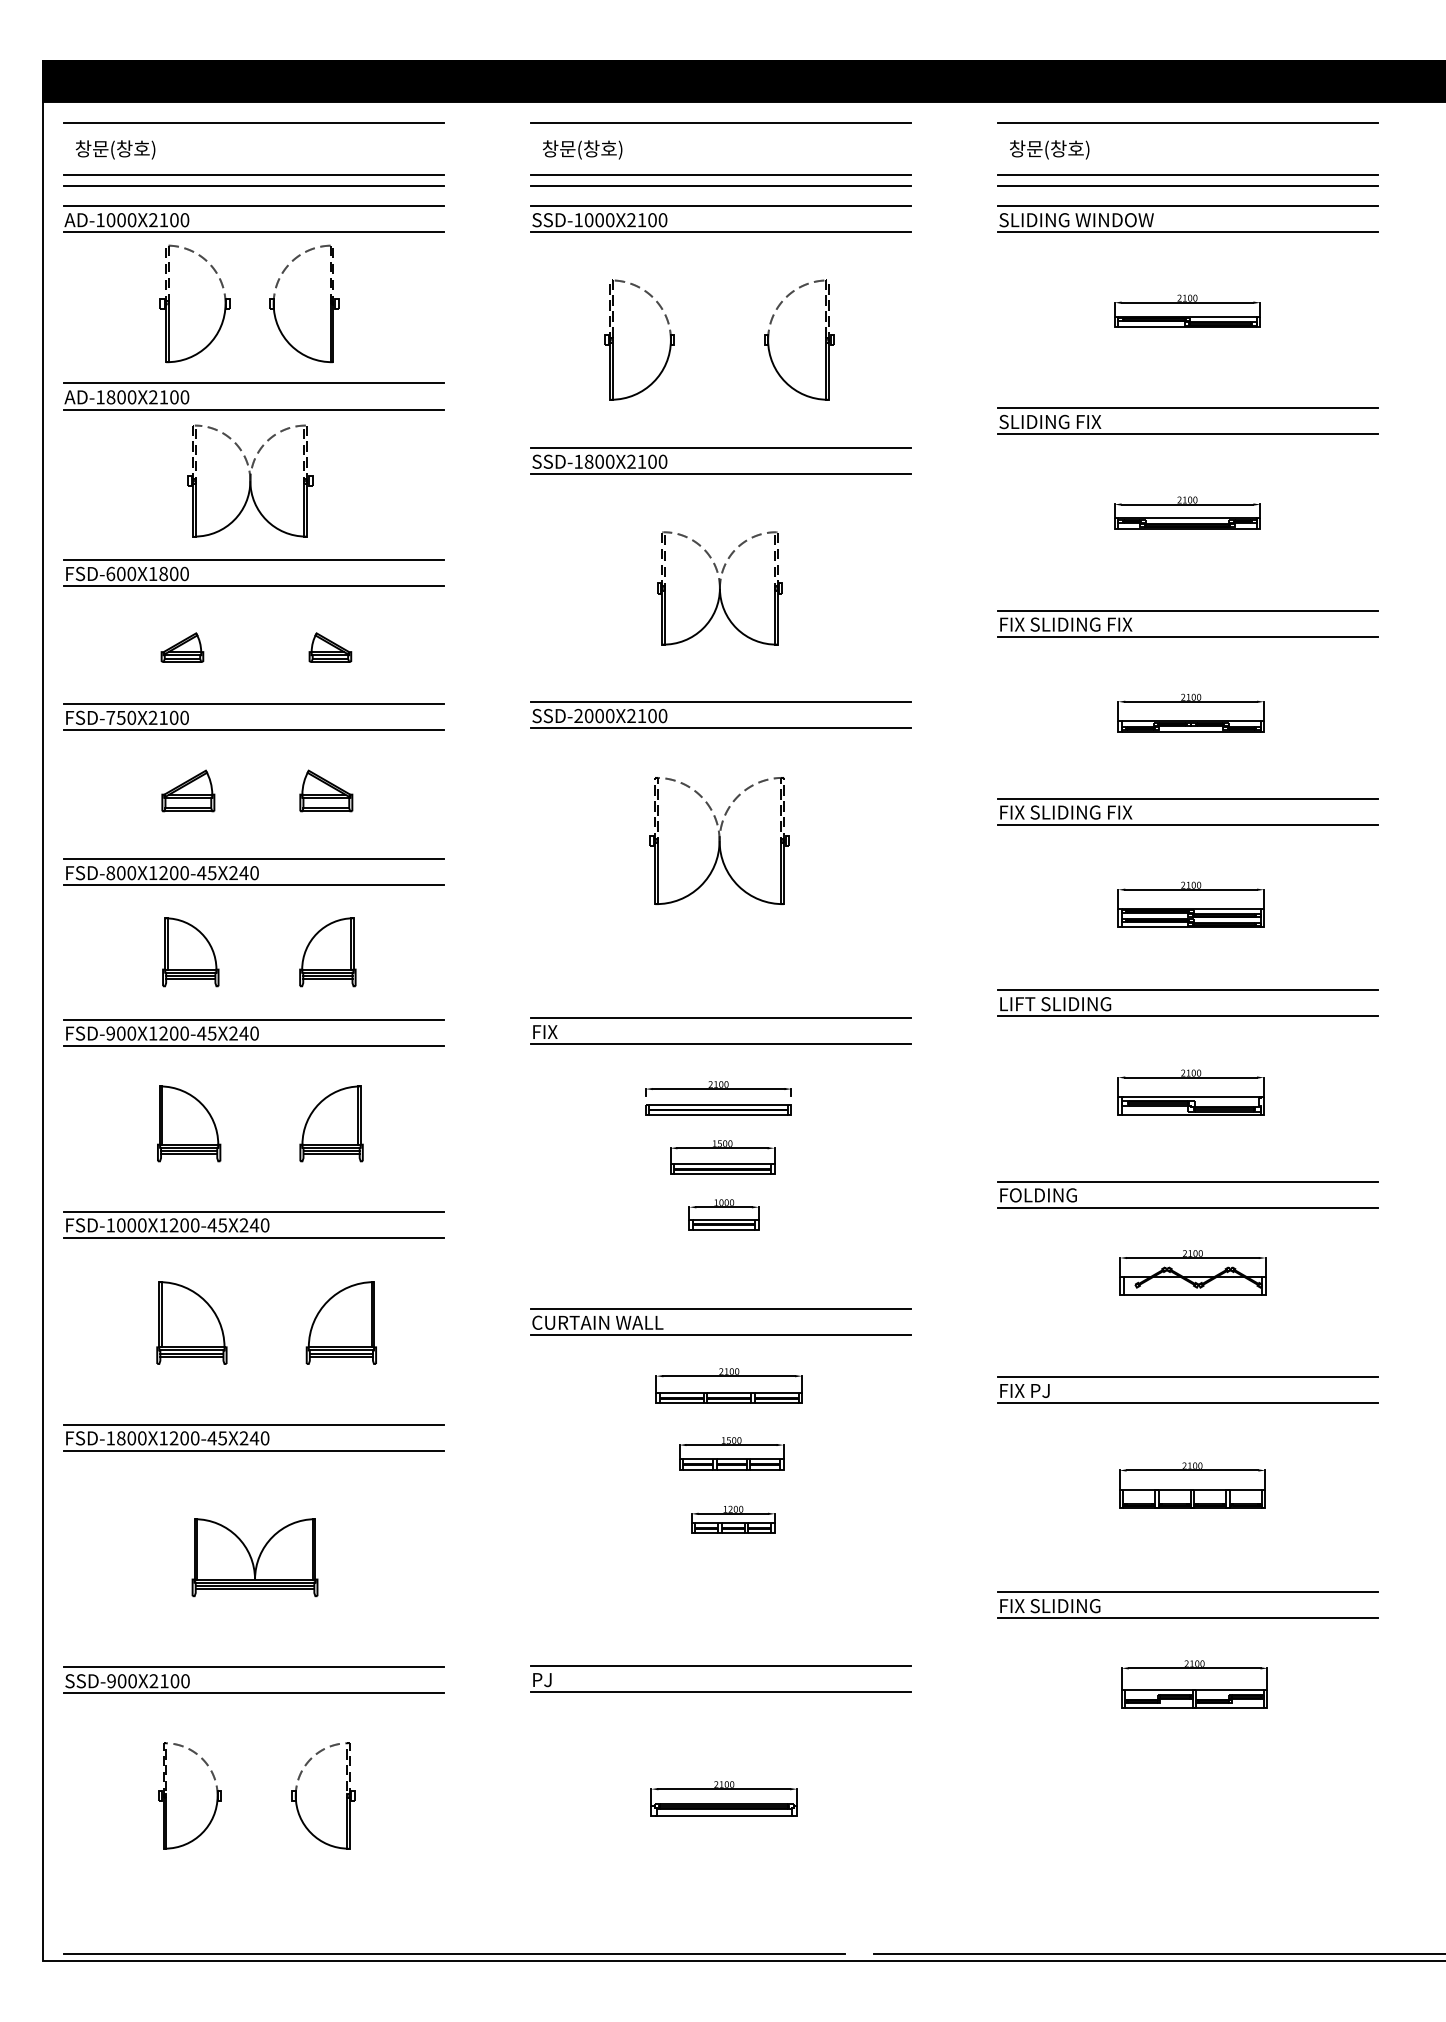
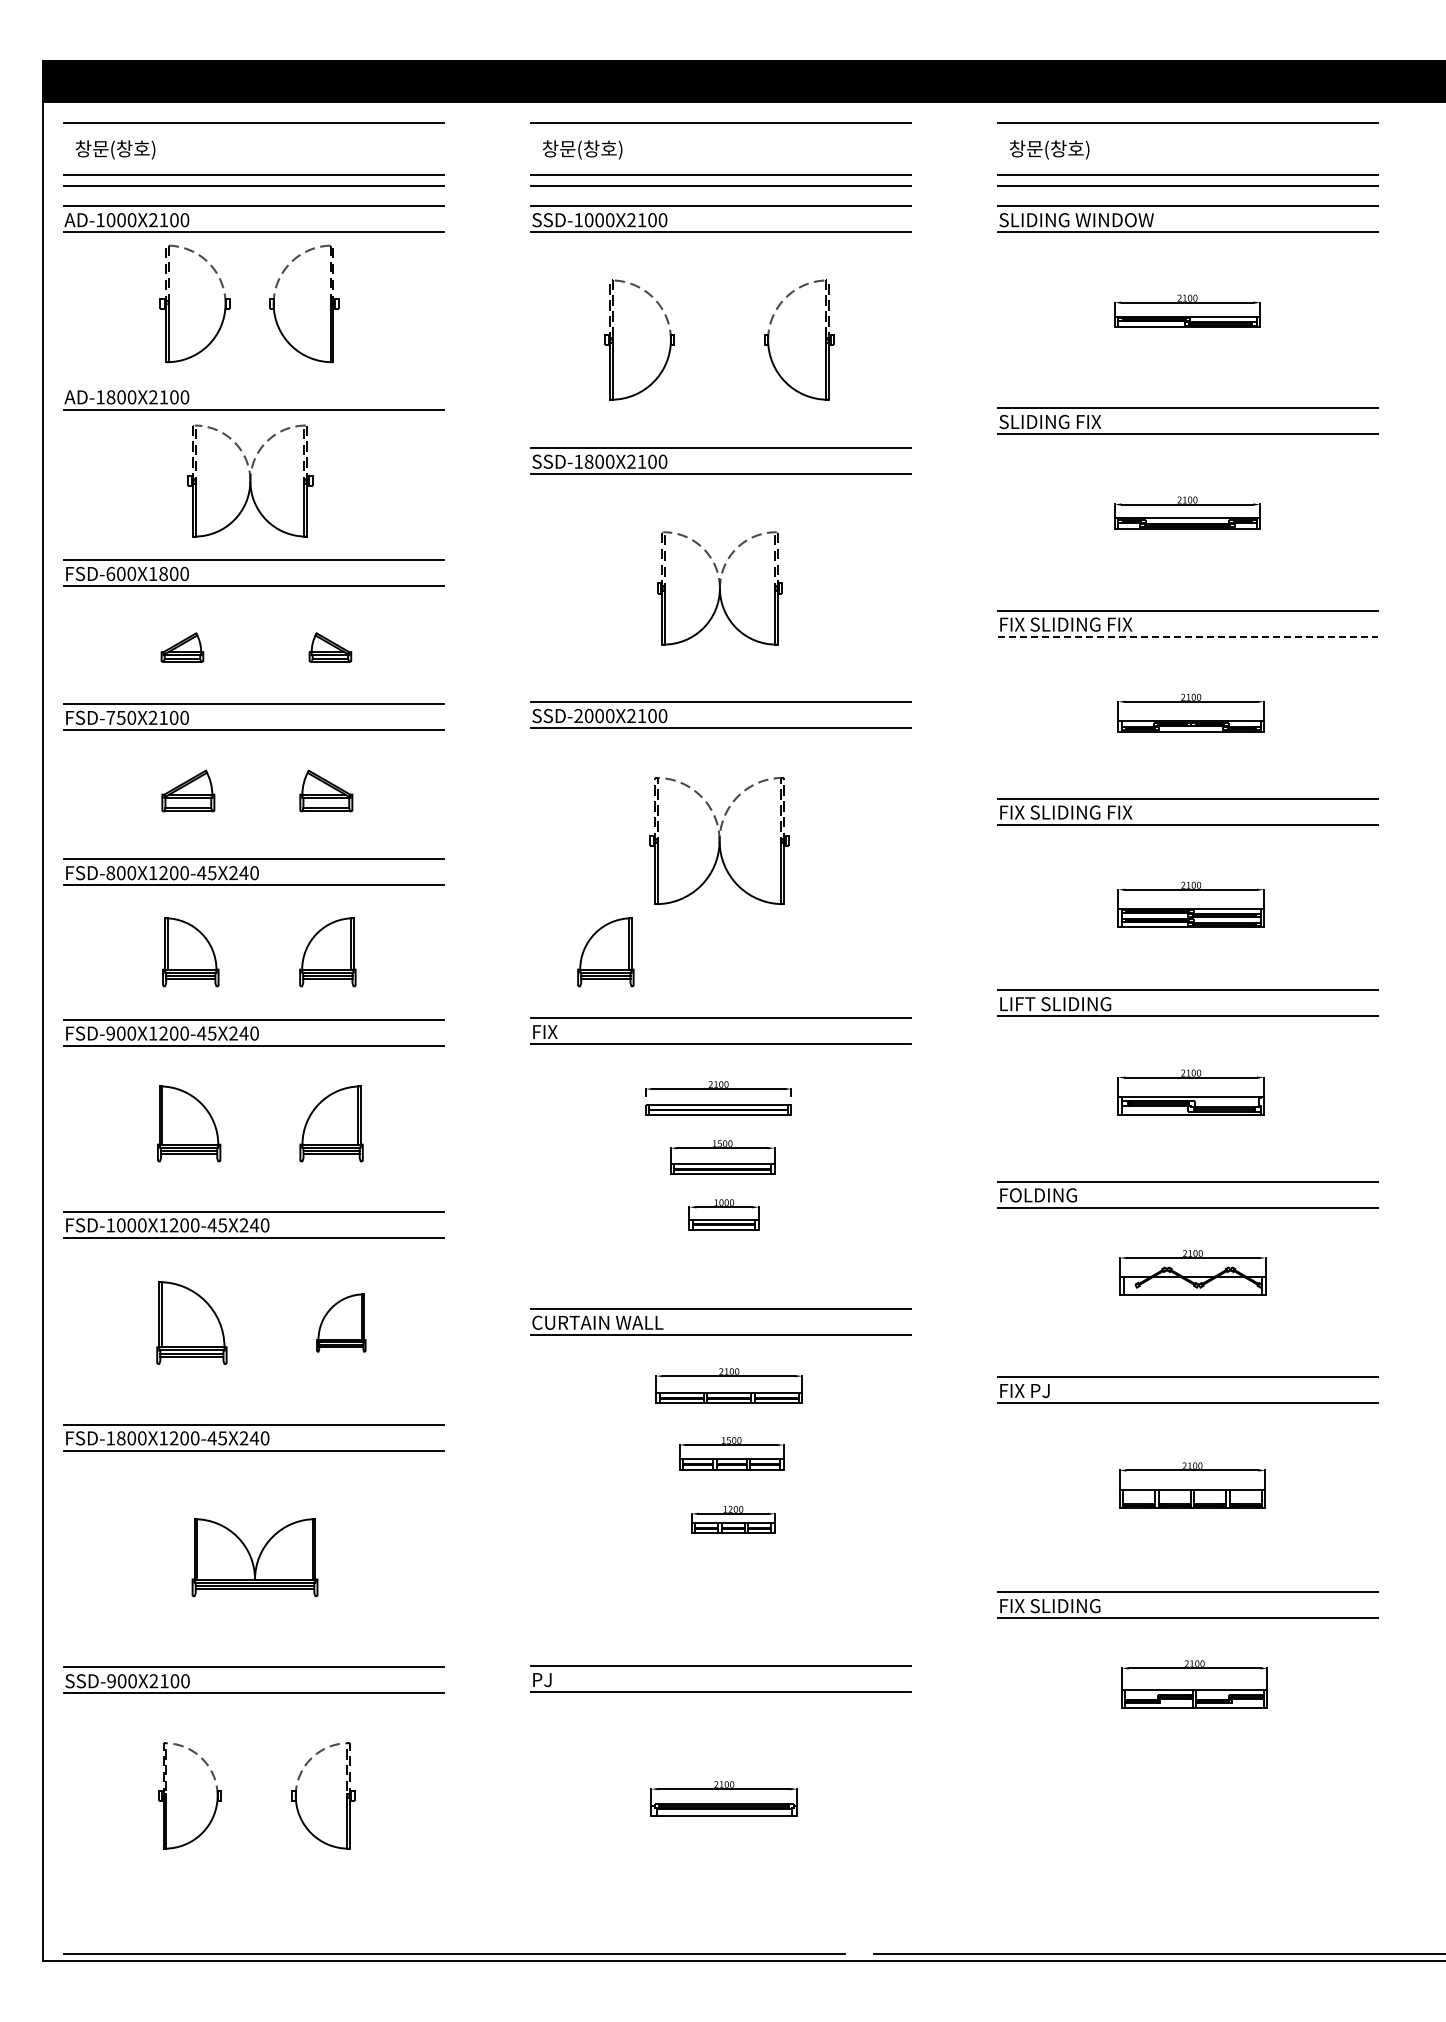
line: present -> none (254, 383)
line: solid -> dashed (1188, 636)
part: none -> present (605, 952)
part size: 72x84 px -> 51x60 px (341, 1322)
